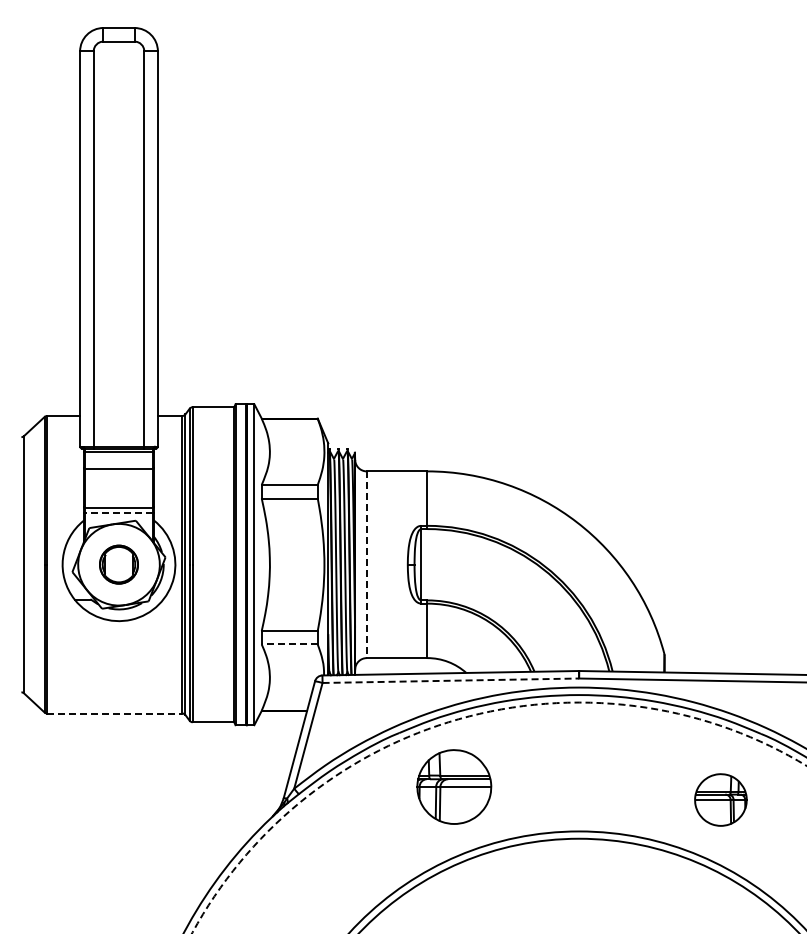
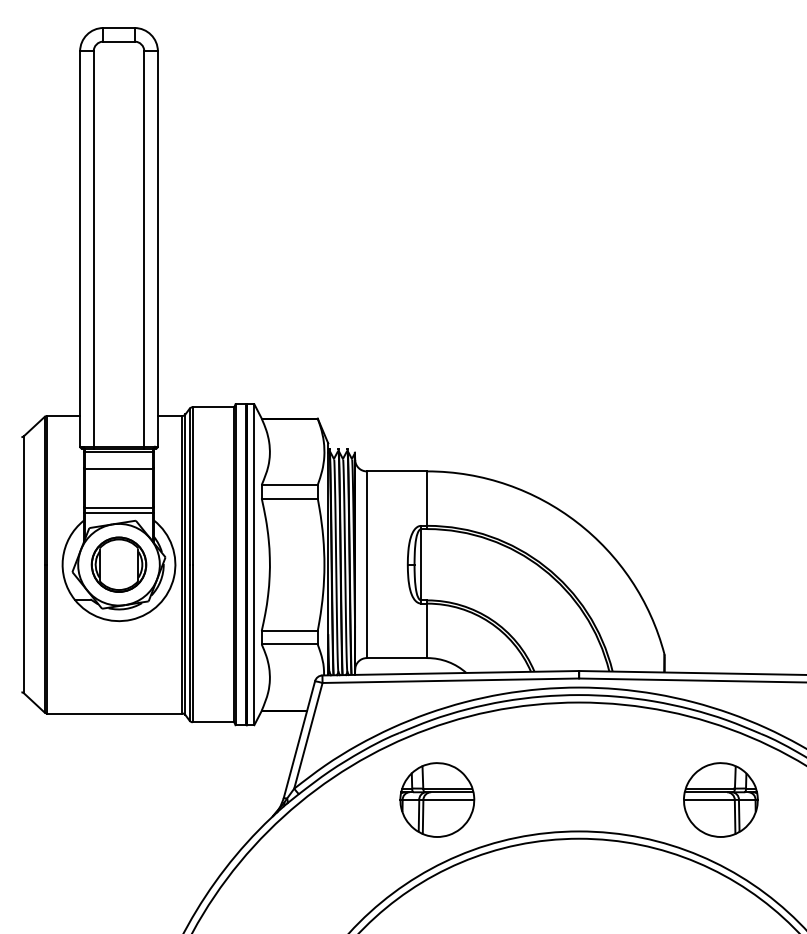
line: dashed -> solid (119, 512)
part size: 40x41 px -> 58x57 px (118, 564)
line: dashed -> solid (366, 565)
line: dashed -> solid (289, 644)
line: dashed -> solid (451, 680)
line: dashed -> solid (114, 713)
part position: (454, 786) -> (437, 799) (437, 799)
part size: 54x54 px -> 76x76 px (720, 799)
circle: dashed -> solid (498, 817)
